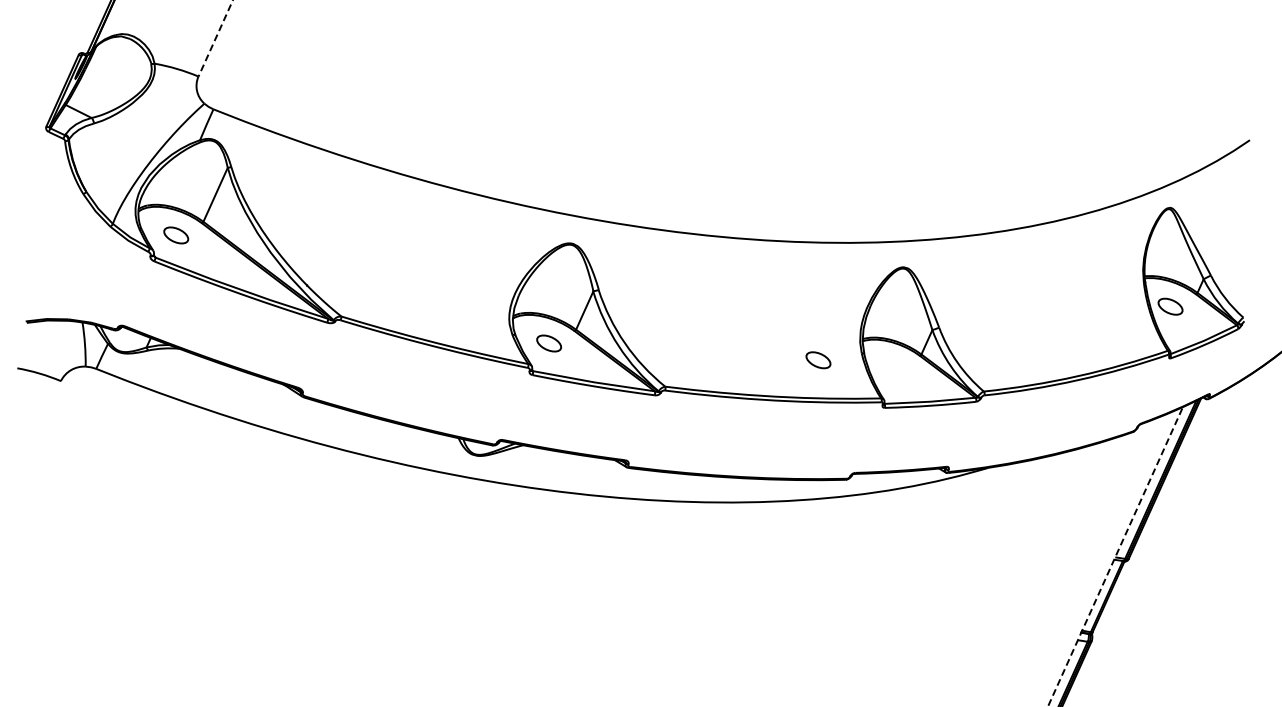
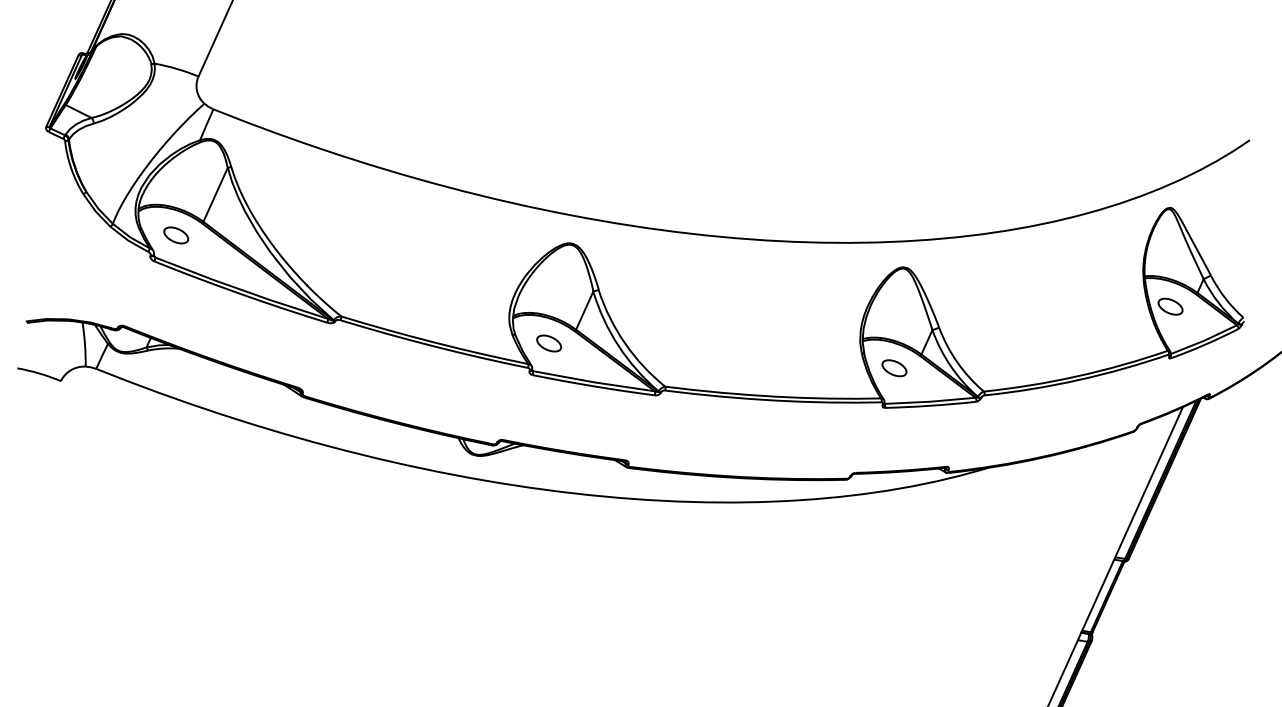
line: dashed -> solid (215, 38)
part position: (818, 360) -> (894, 368) (894, 368)
line: dashed -> solid (1115, 556)
